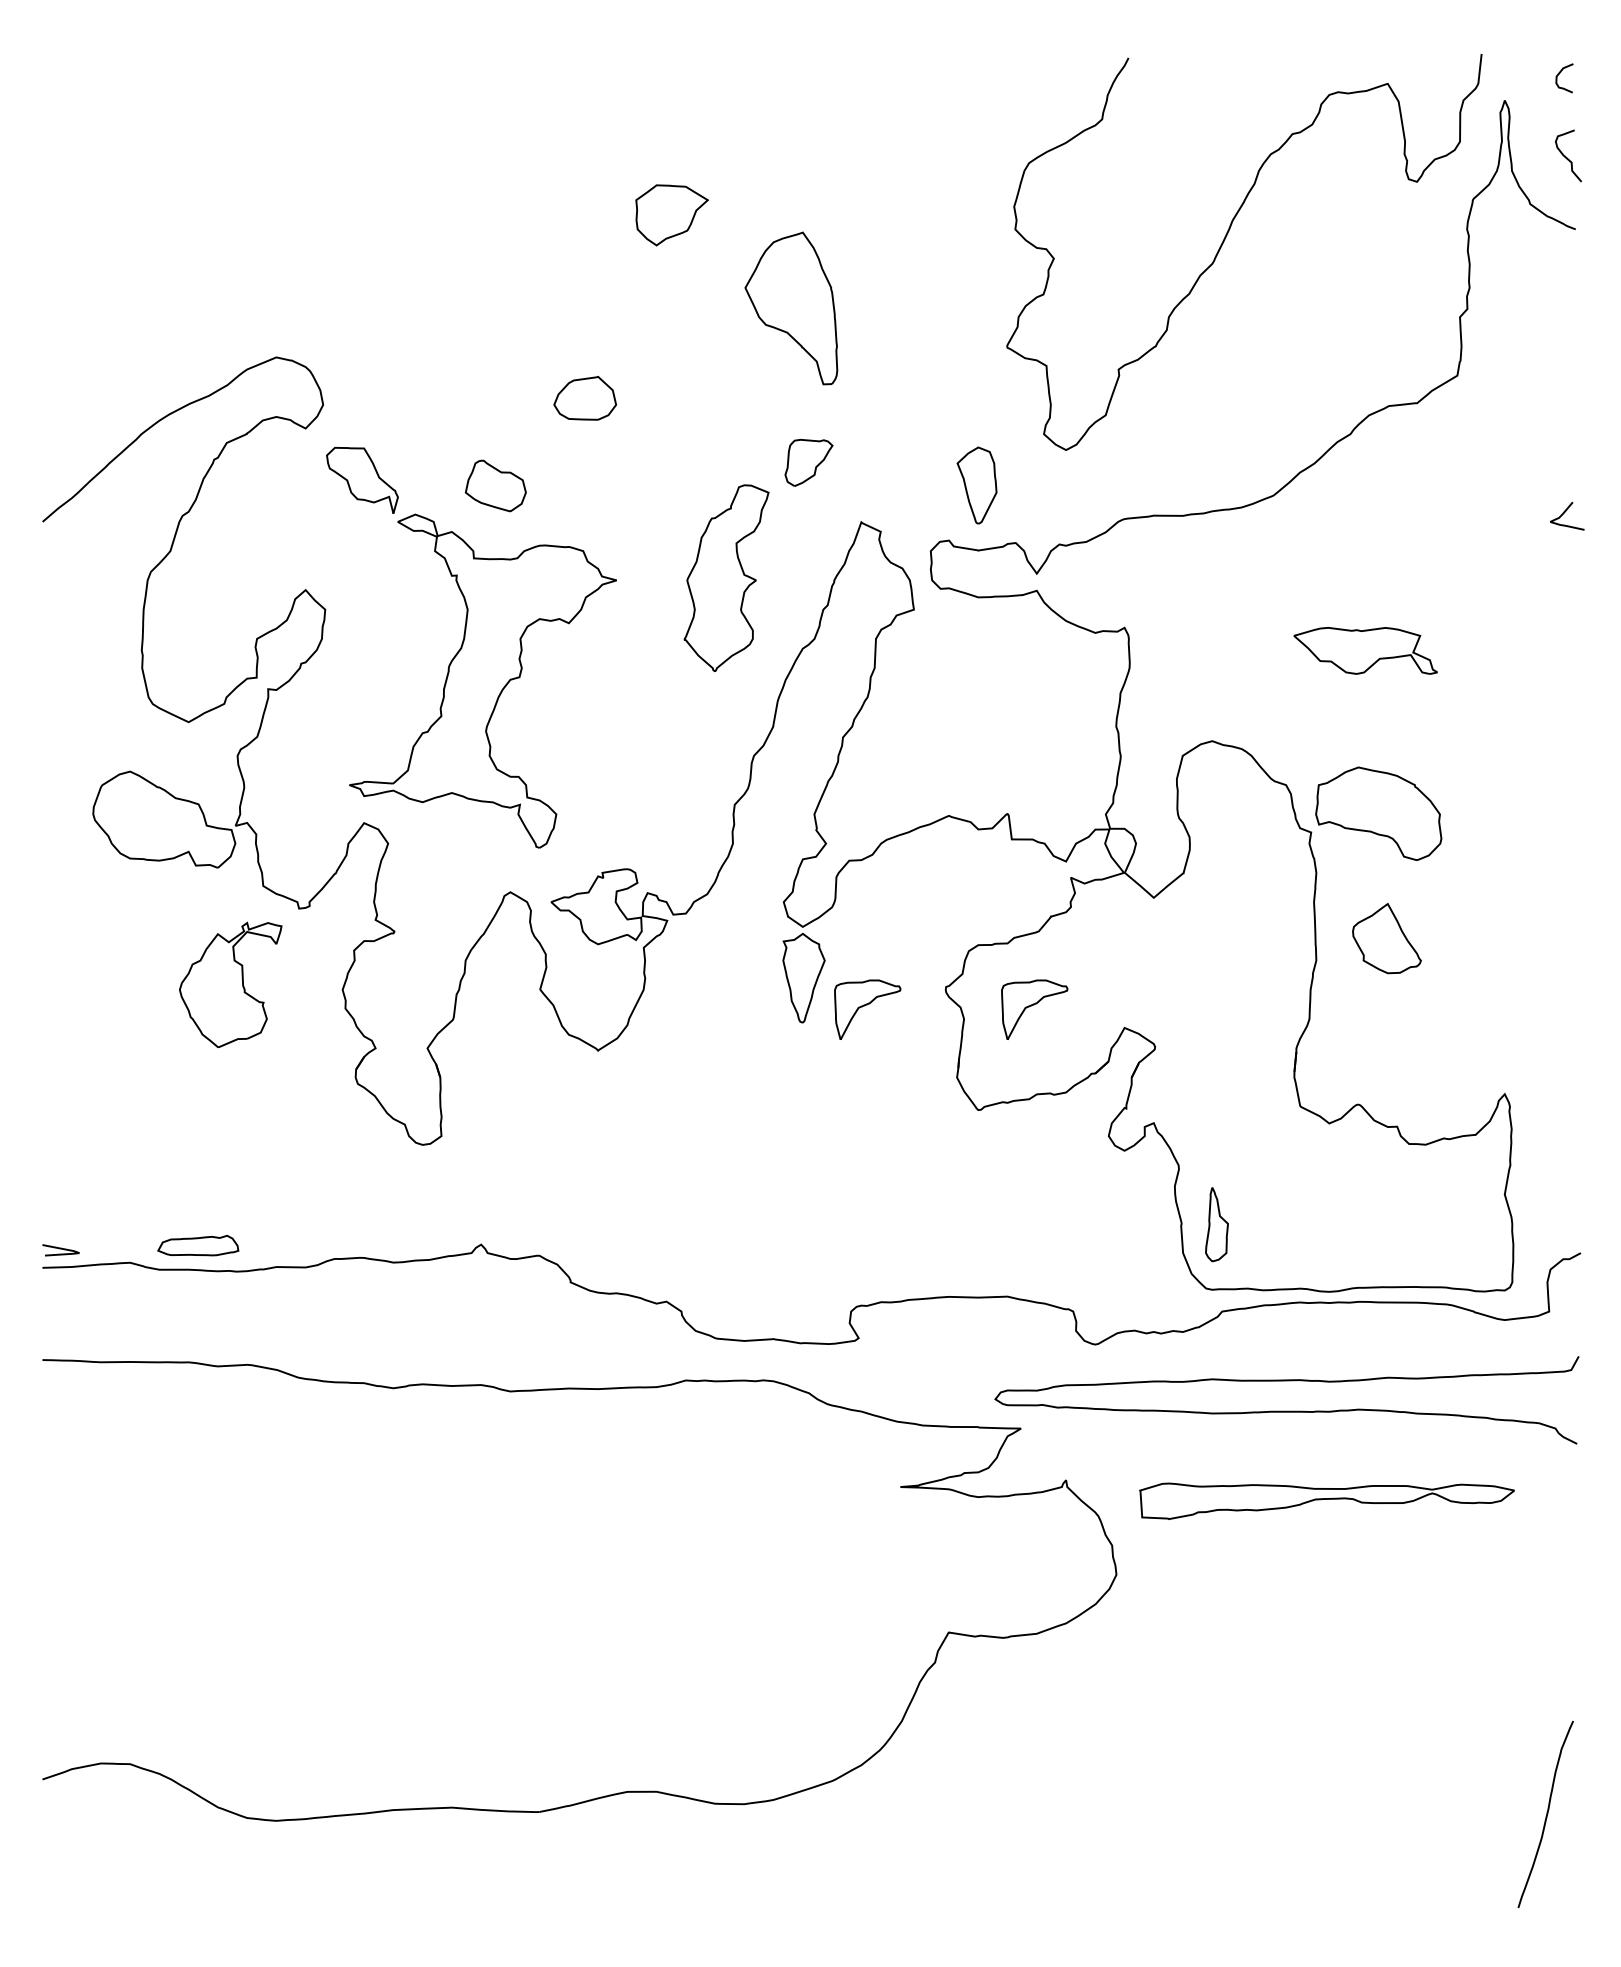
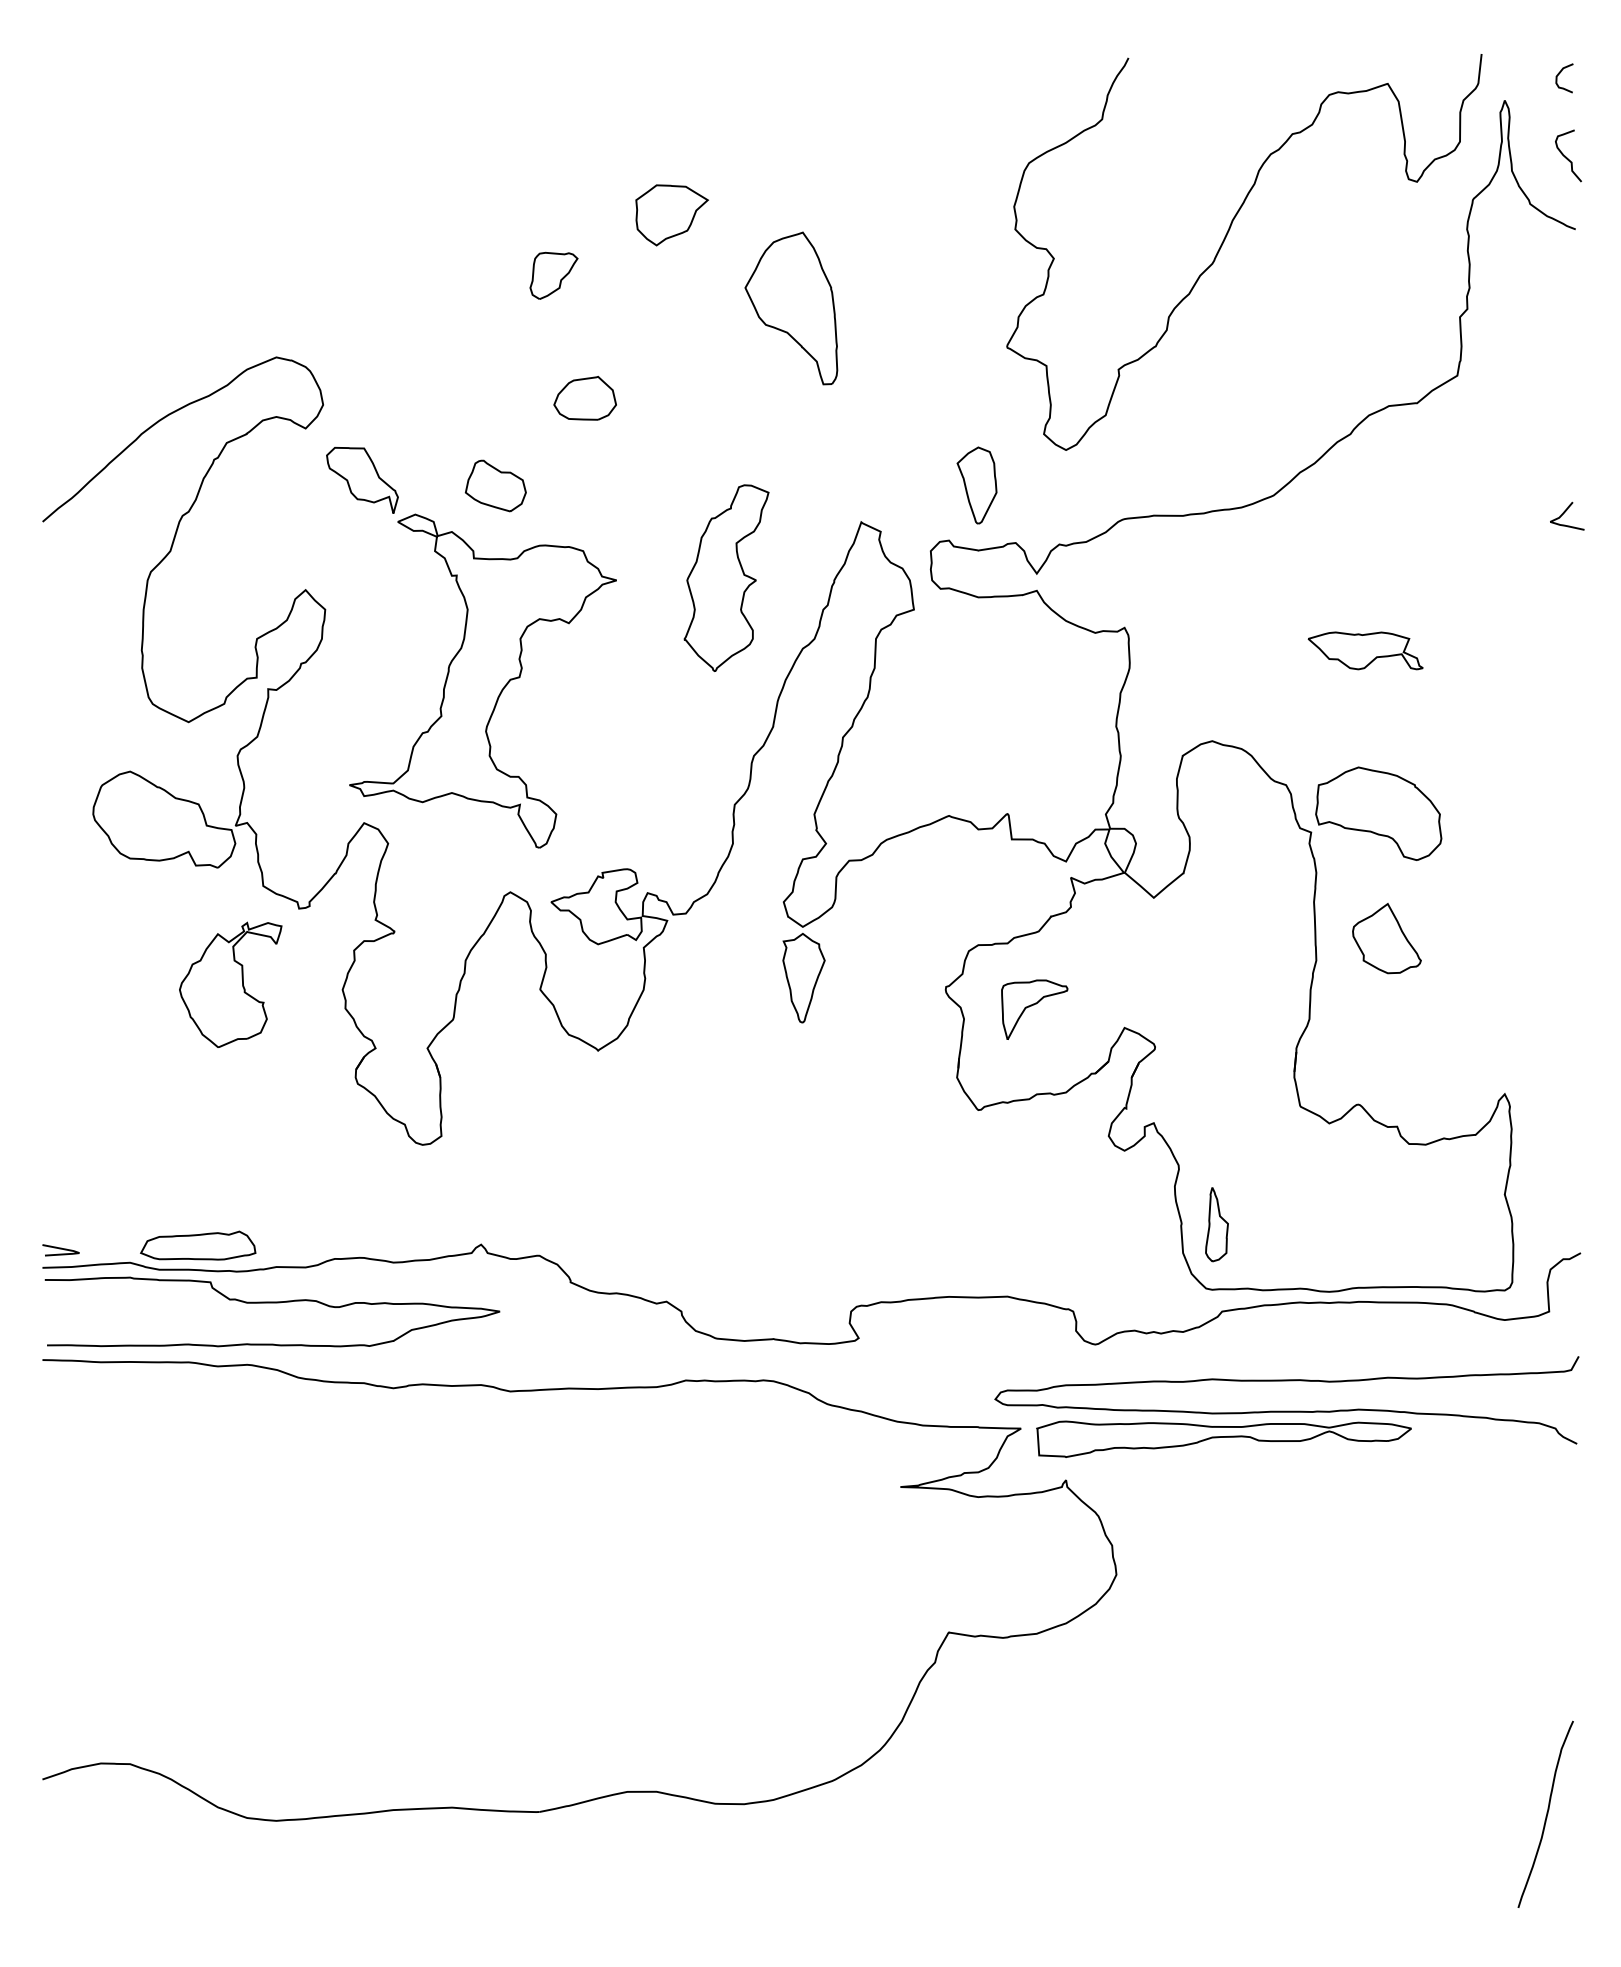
part position: (808, 462) -> (553, 275) (553, 275)
part size: 145x48 px -> 117x40 px (1365, 650)
part: present -> none (867, 1009)
part size: 83x23 px -> 117x31 px (198, 1245)
curve: none -> present (272, 1303)
part position: (1326, 1500) -> (1223, 1438) (1223, 1438)
